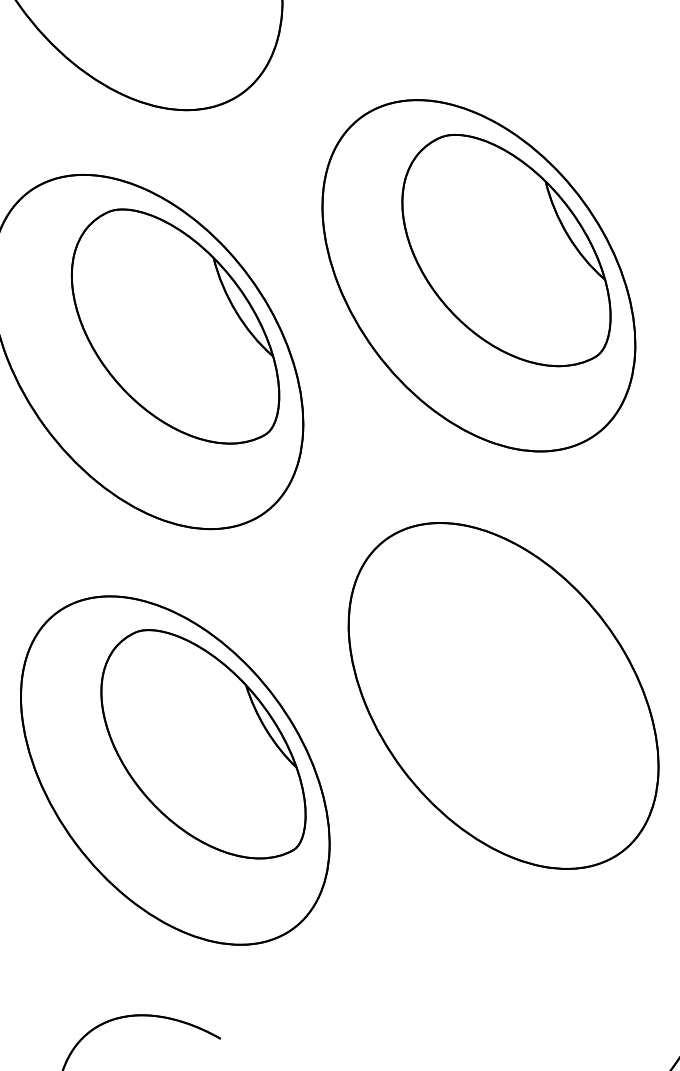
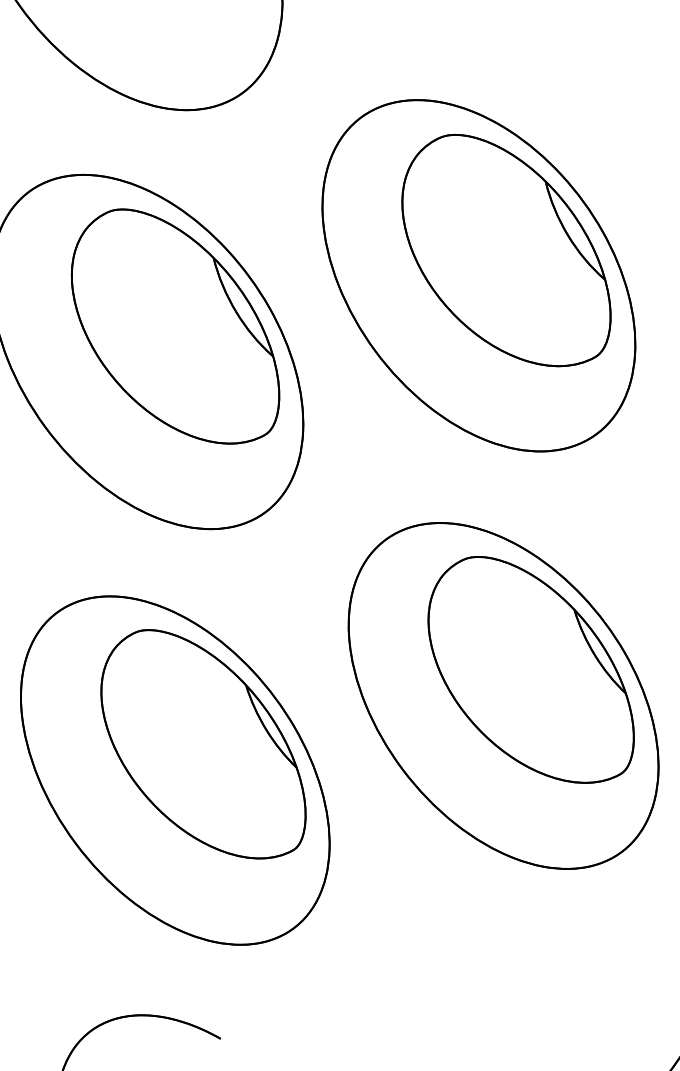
part: none -> present (530, 669)
